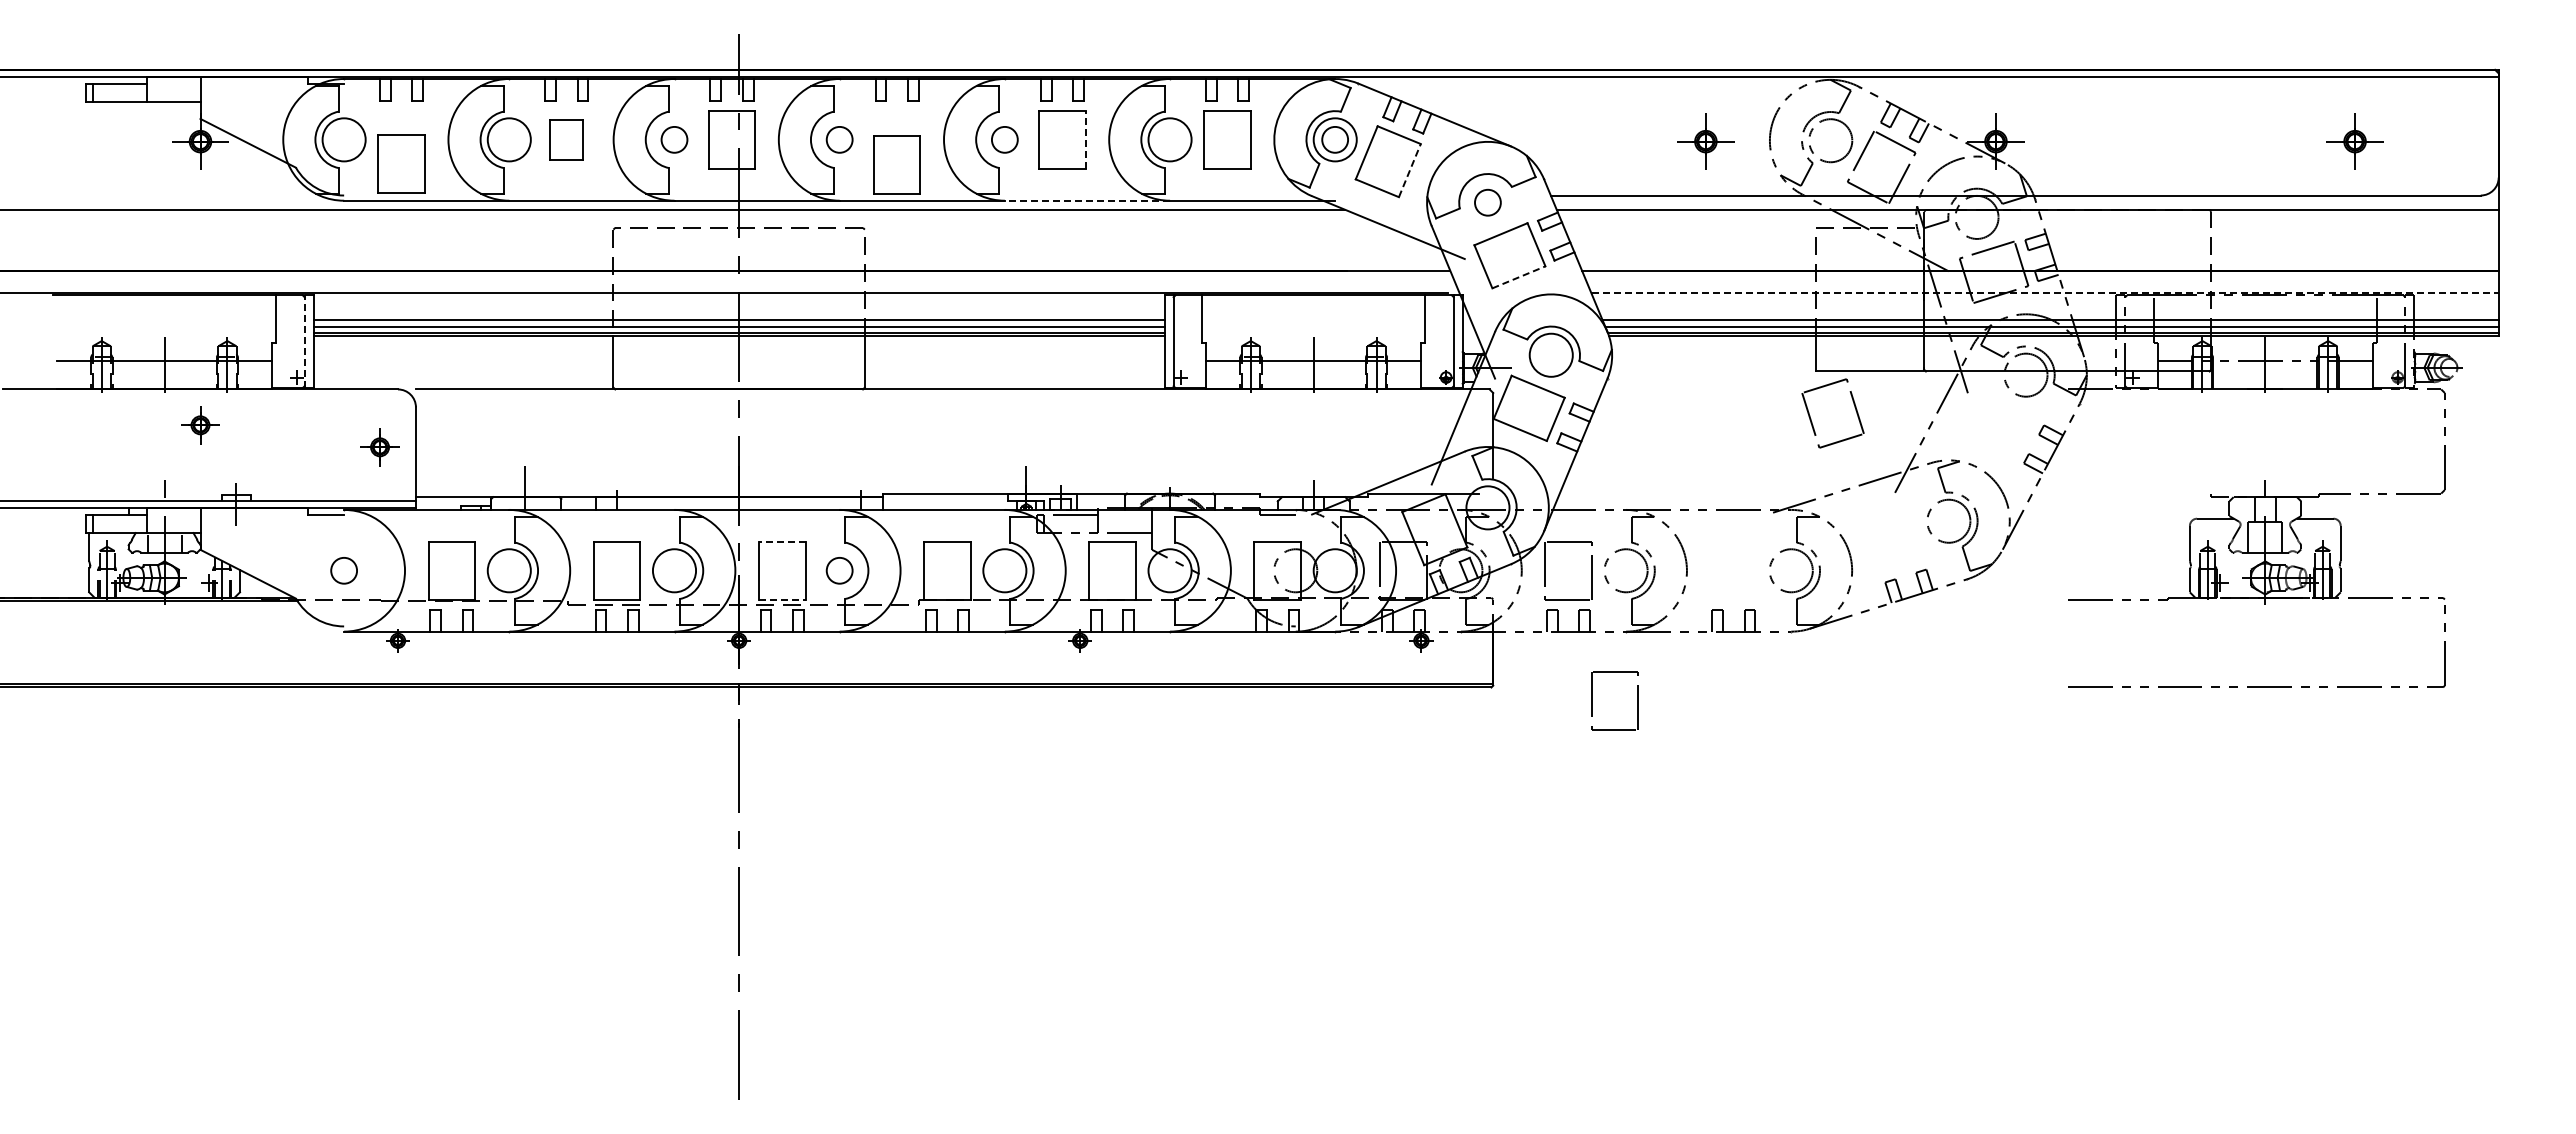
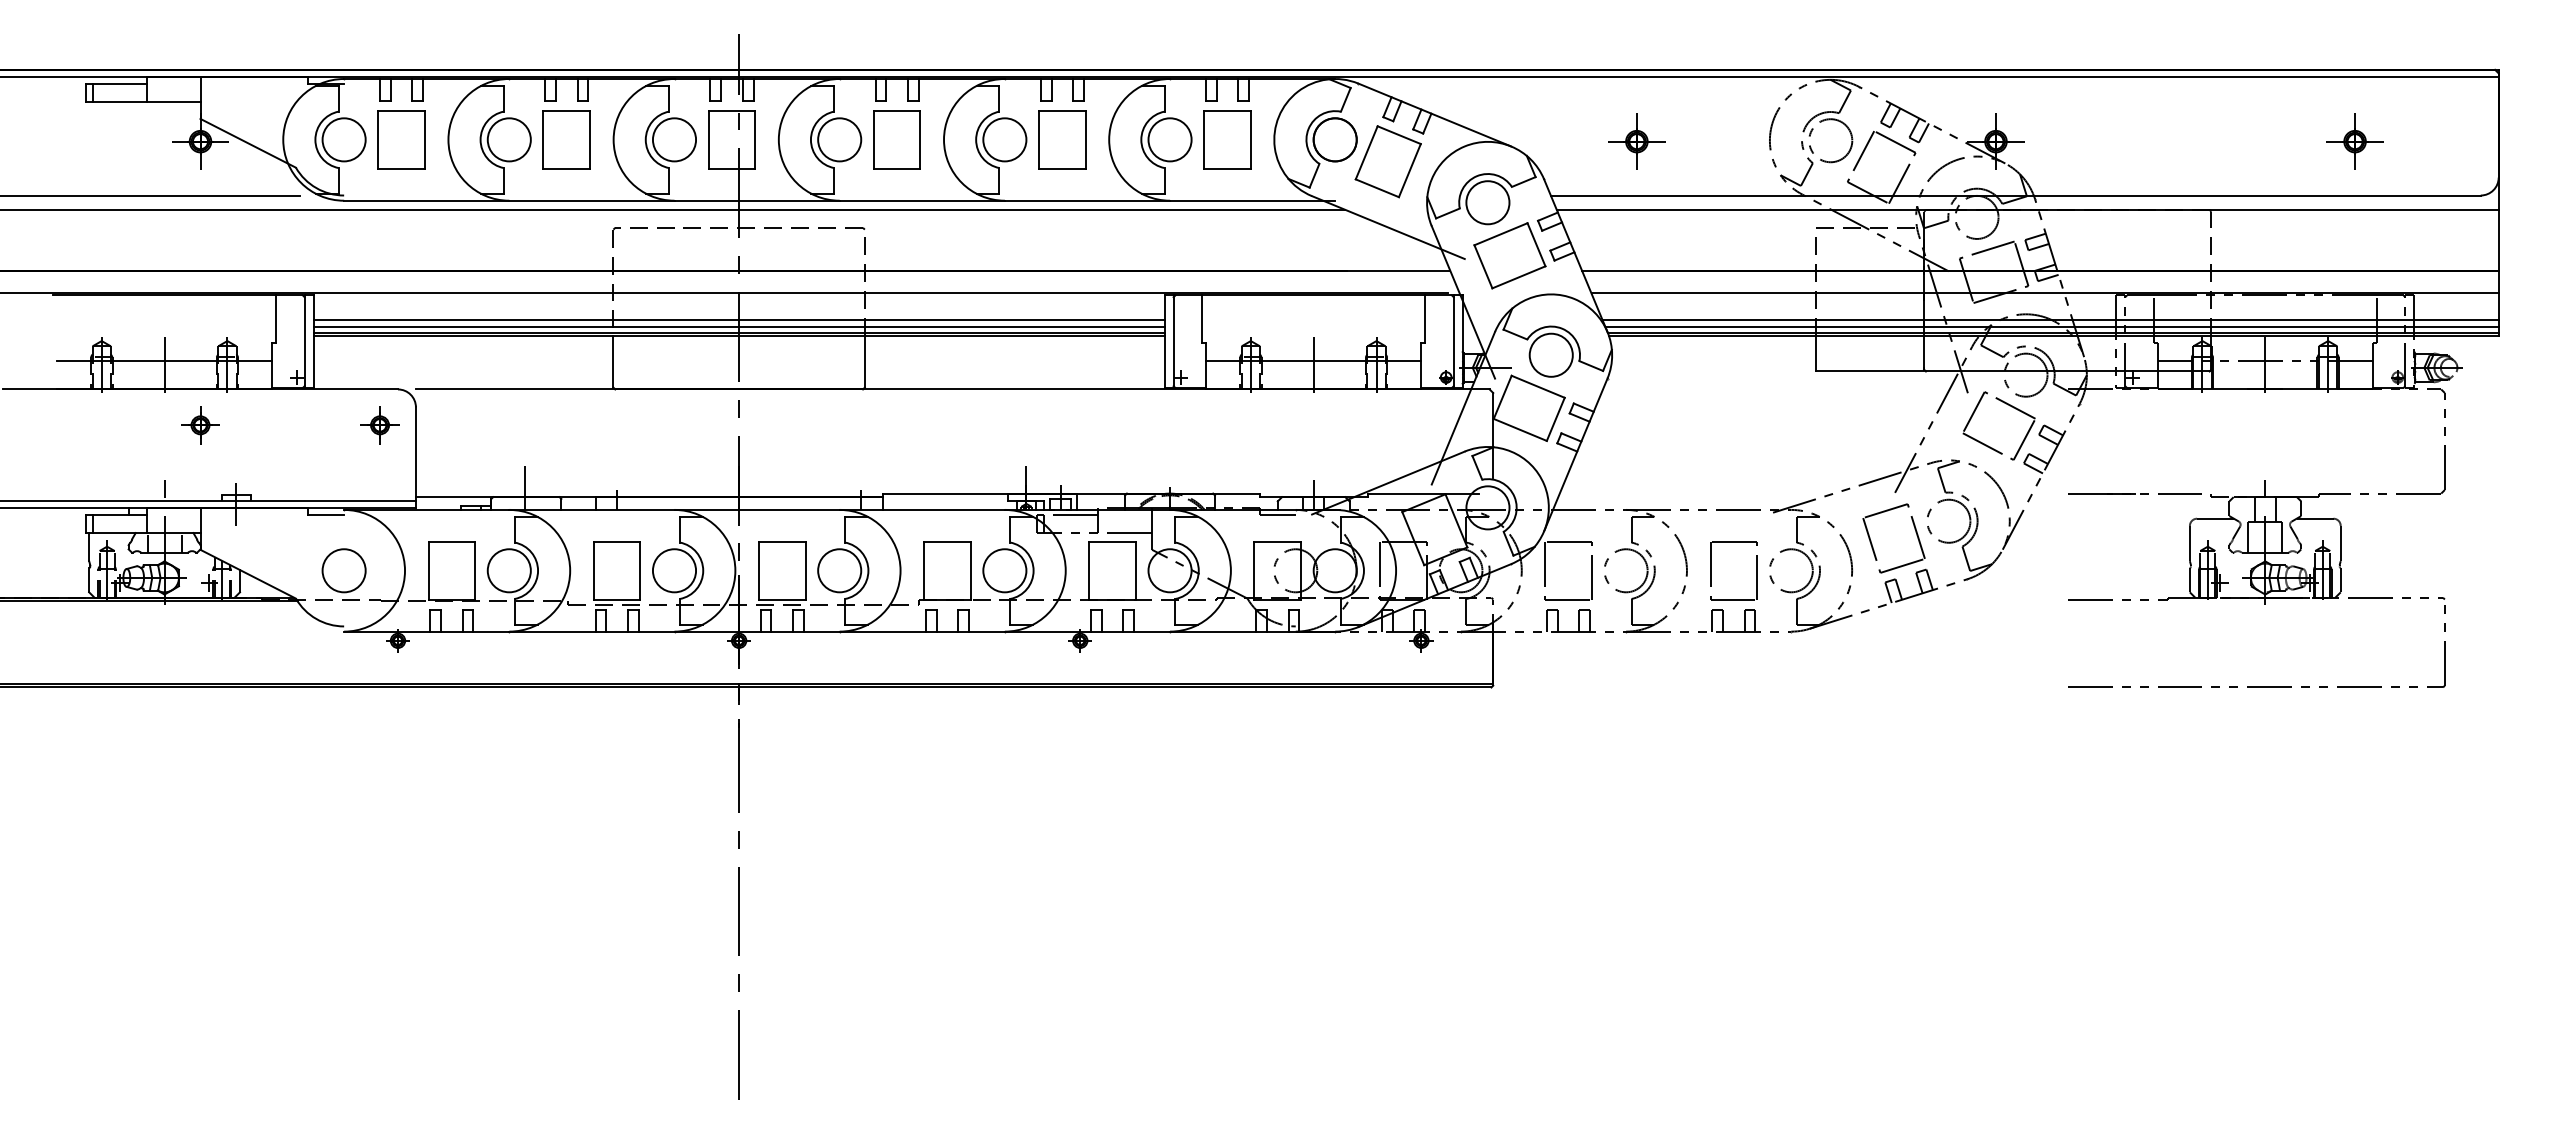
part size: 35x42 px -> 49x60 px (566, 139)
circle diameter: 26 px -> 43 px (674, 139)
circle diameter: 26 px -> 43 px (839, 139)
circle diameter: 26 px -> 43 px (1004, 139)
line: dashed -> solid (1085, 139)
circle diameter: 26 px -> 43 px (1334, 139)
part position: (1705, 141) -> (1636, 141) (1636, 141)
part position: (401, 163) -> (401, 139) (401, 139)
part position: (896, 164) -> (896, 139) (896, 139)
line: dashed -> solid (1409, 170)
line: none -> present (150, 195)
line: dashed -> solid (1087, 200)
circle diameter: 26 px -> 43 px (1487, 202)
line: dashed -> solid (1518, 277)
line: dashed -> solid (2045, 293)
line: dashed -> solid (304, 341)
part: none -> present (2009, 406)
part position: (1812, 421) -> (1873, 546) (1873, 546)
part position: (379, 447) -> (379, 425) (379, 425)
line: none -> present (2134, 493)
line: dashed -> solid (781, 542)
circle diameter: 26 px -> 43 px (343, 570)
circle diameter: 26 px -> 43 px (839, 570)
line: dashed -> solid (782, 599)
part position: (1592, 700) -> (1711, 570) (1711, 570)
